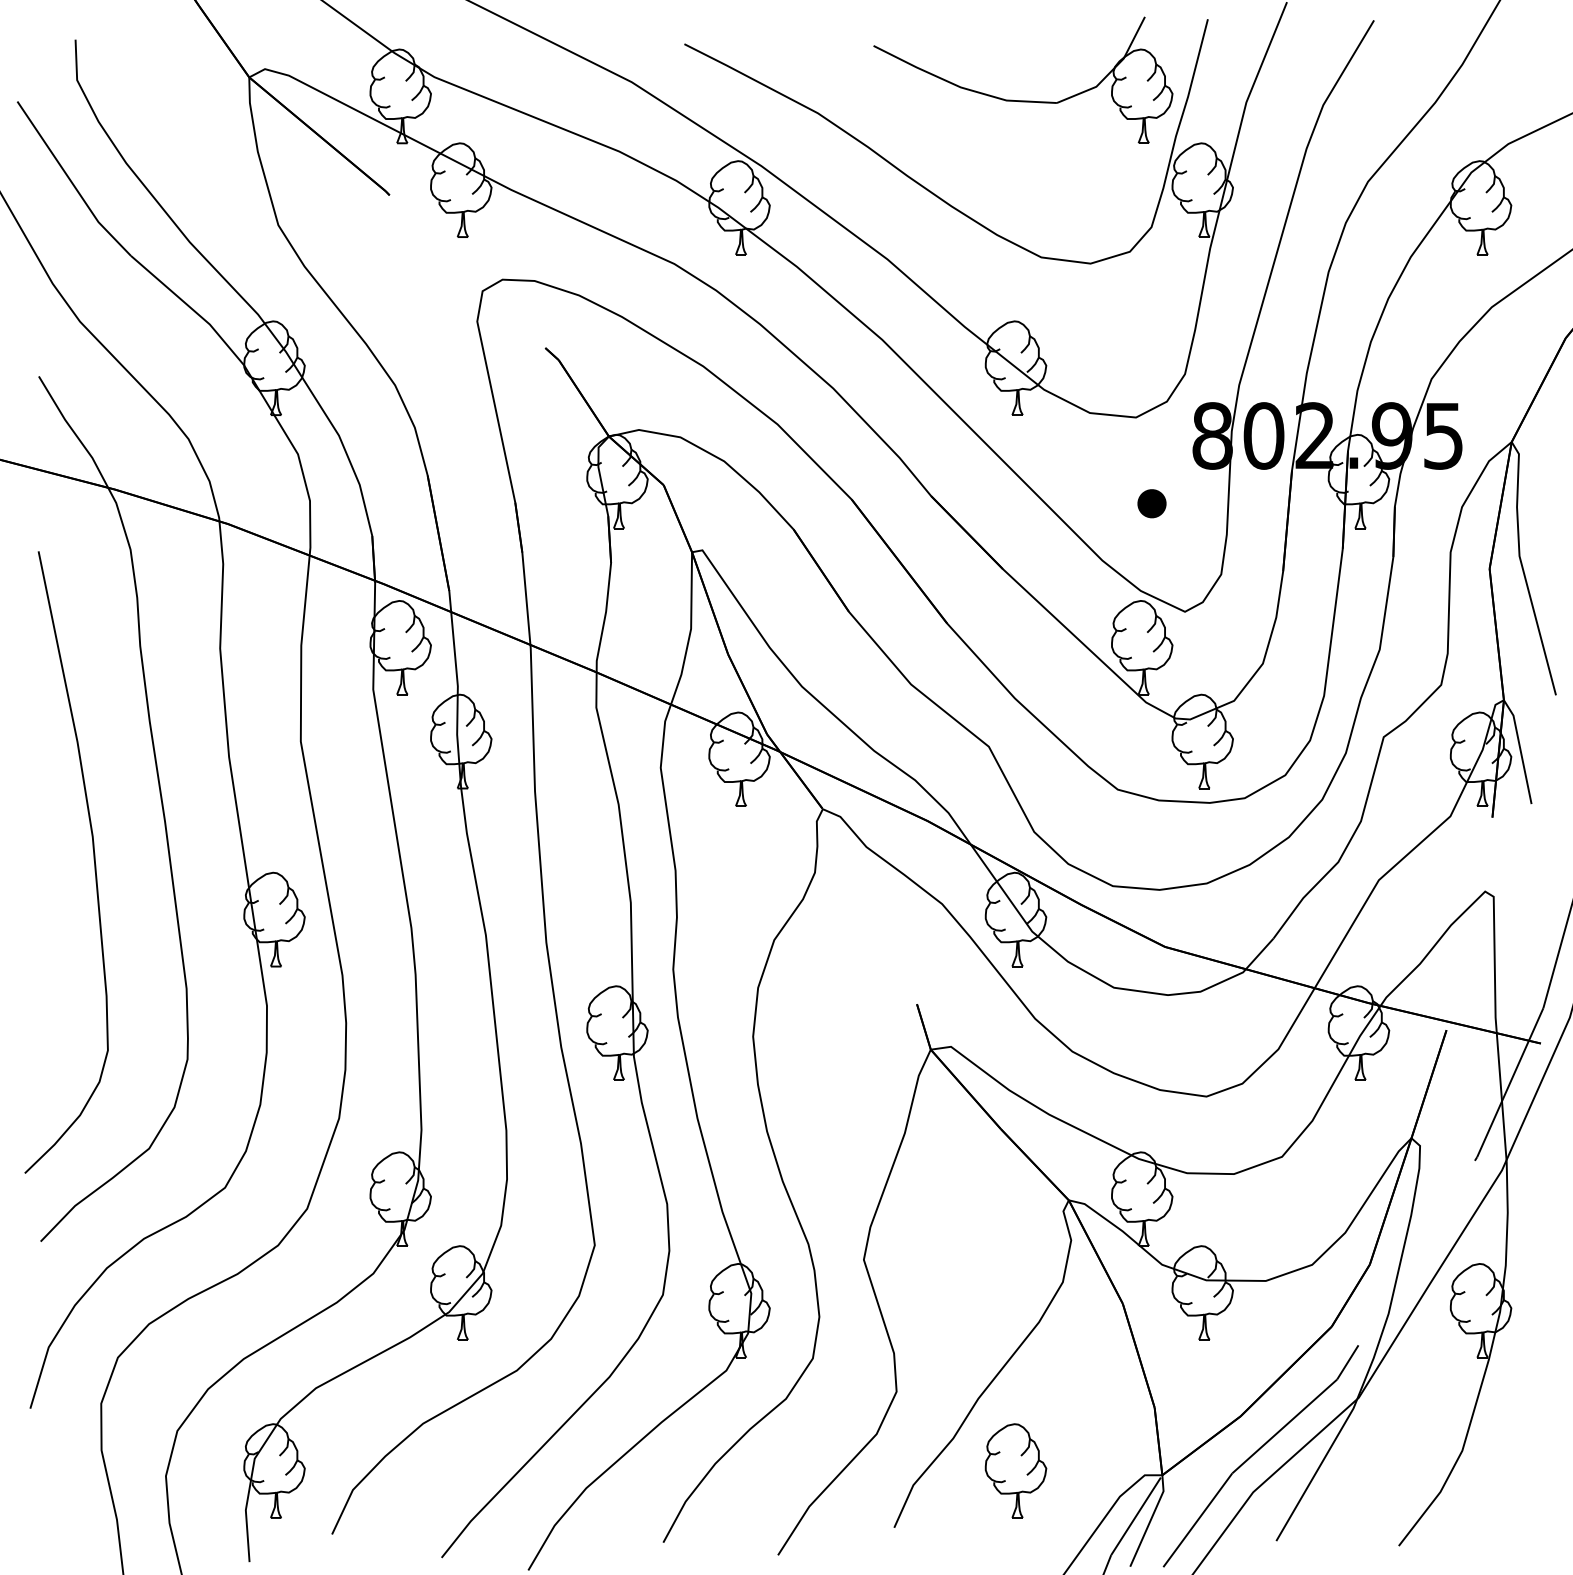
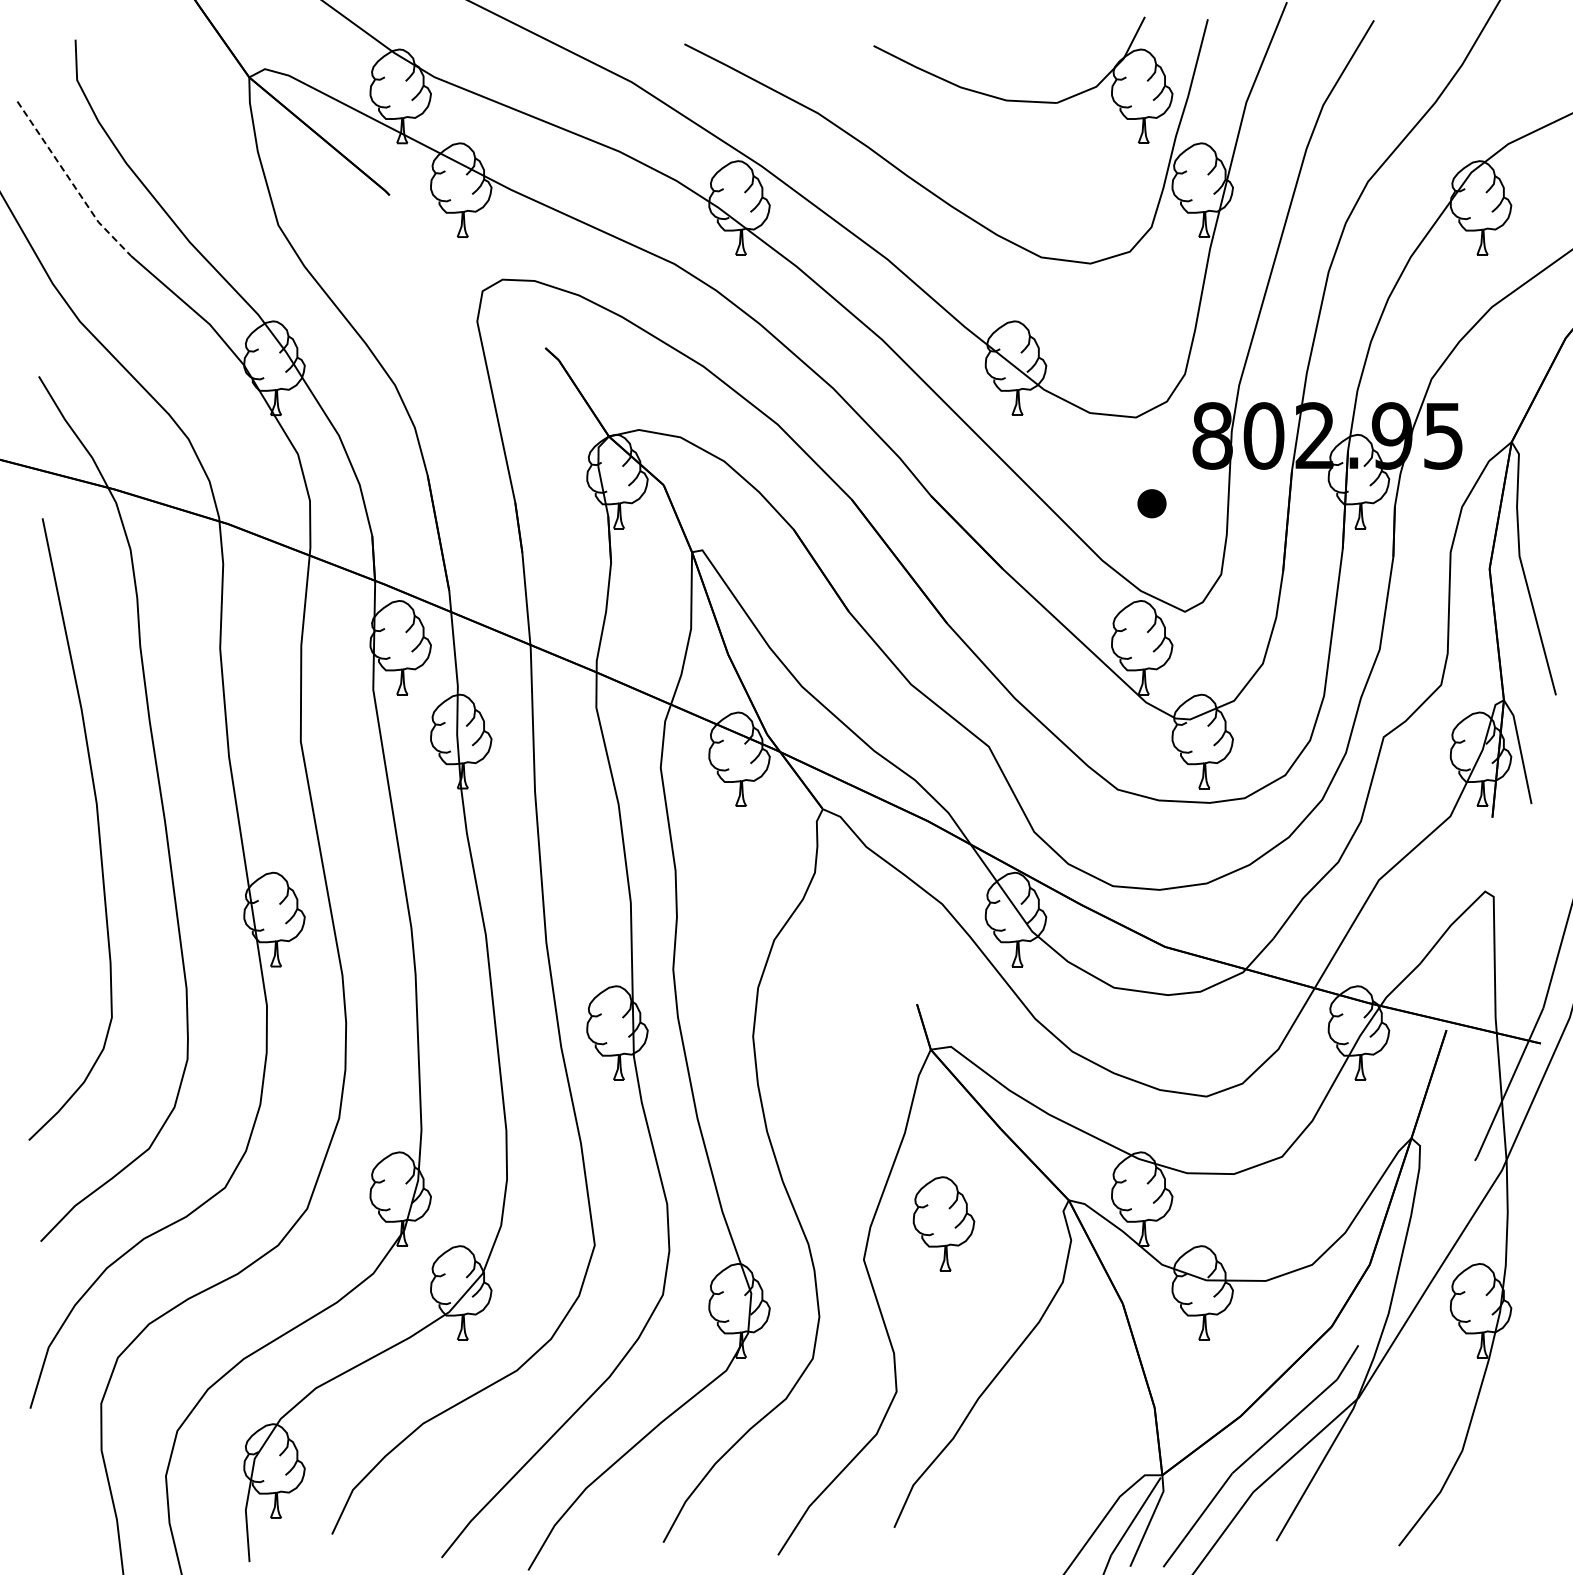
line: solid -> dashed (71, 181)
curve position: (93, 860) -> (97, 827) (97, 827)
part position: (1015, 1470) -> (943, 1223) (943, 1223)
